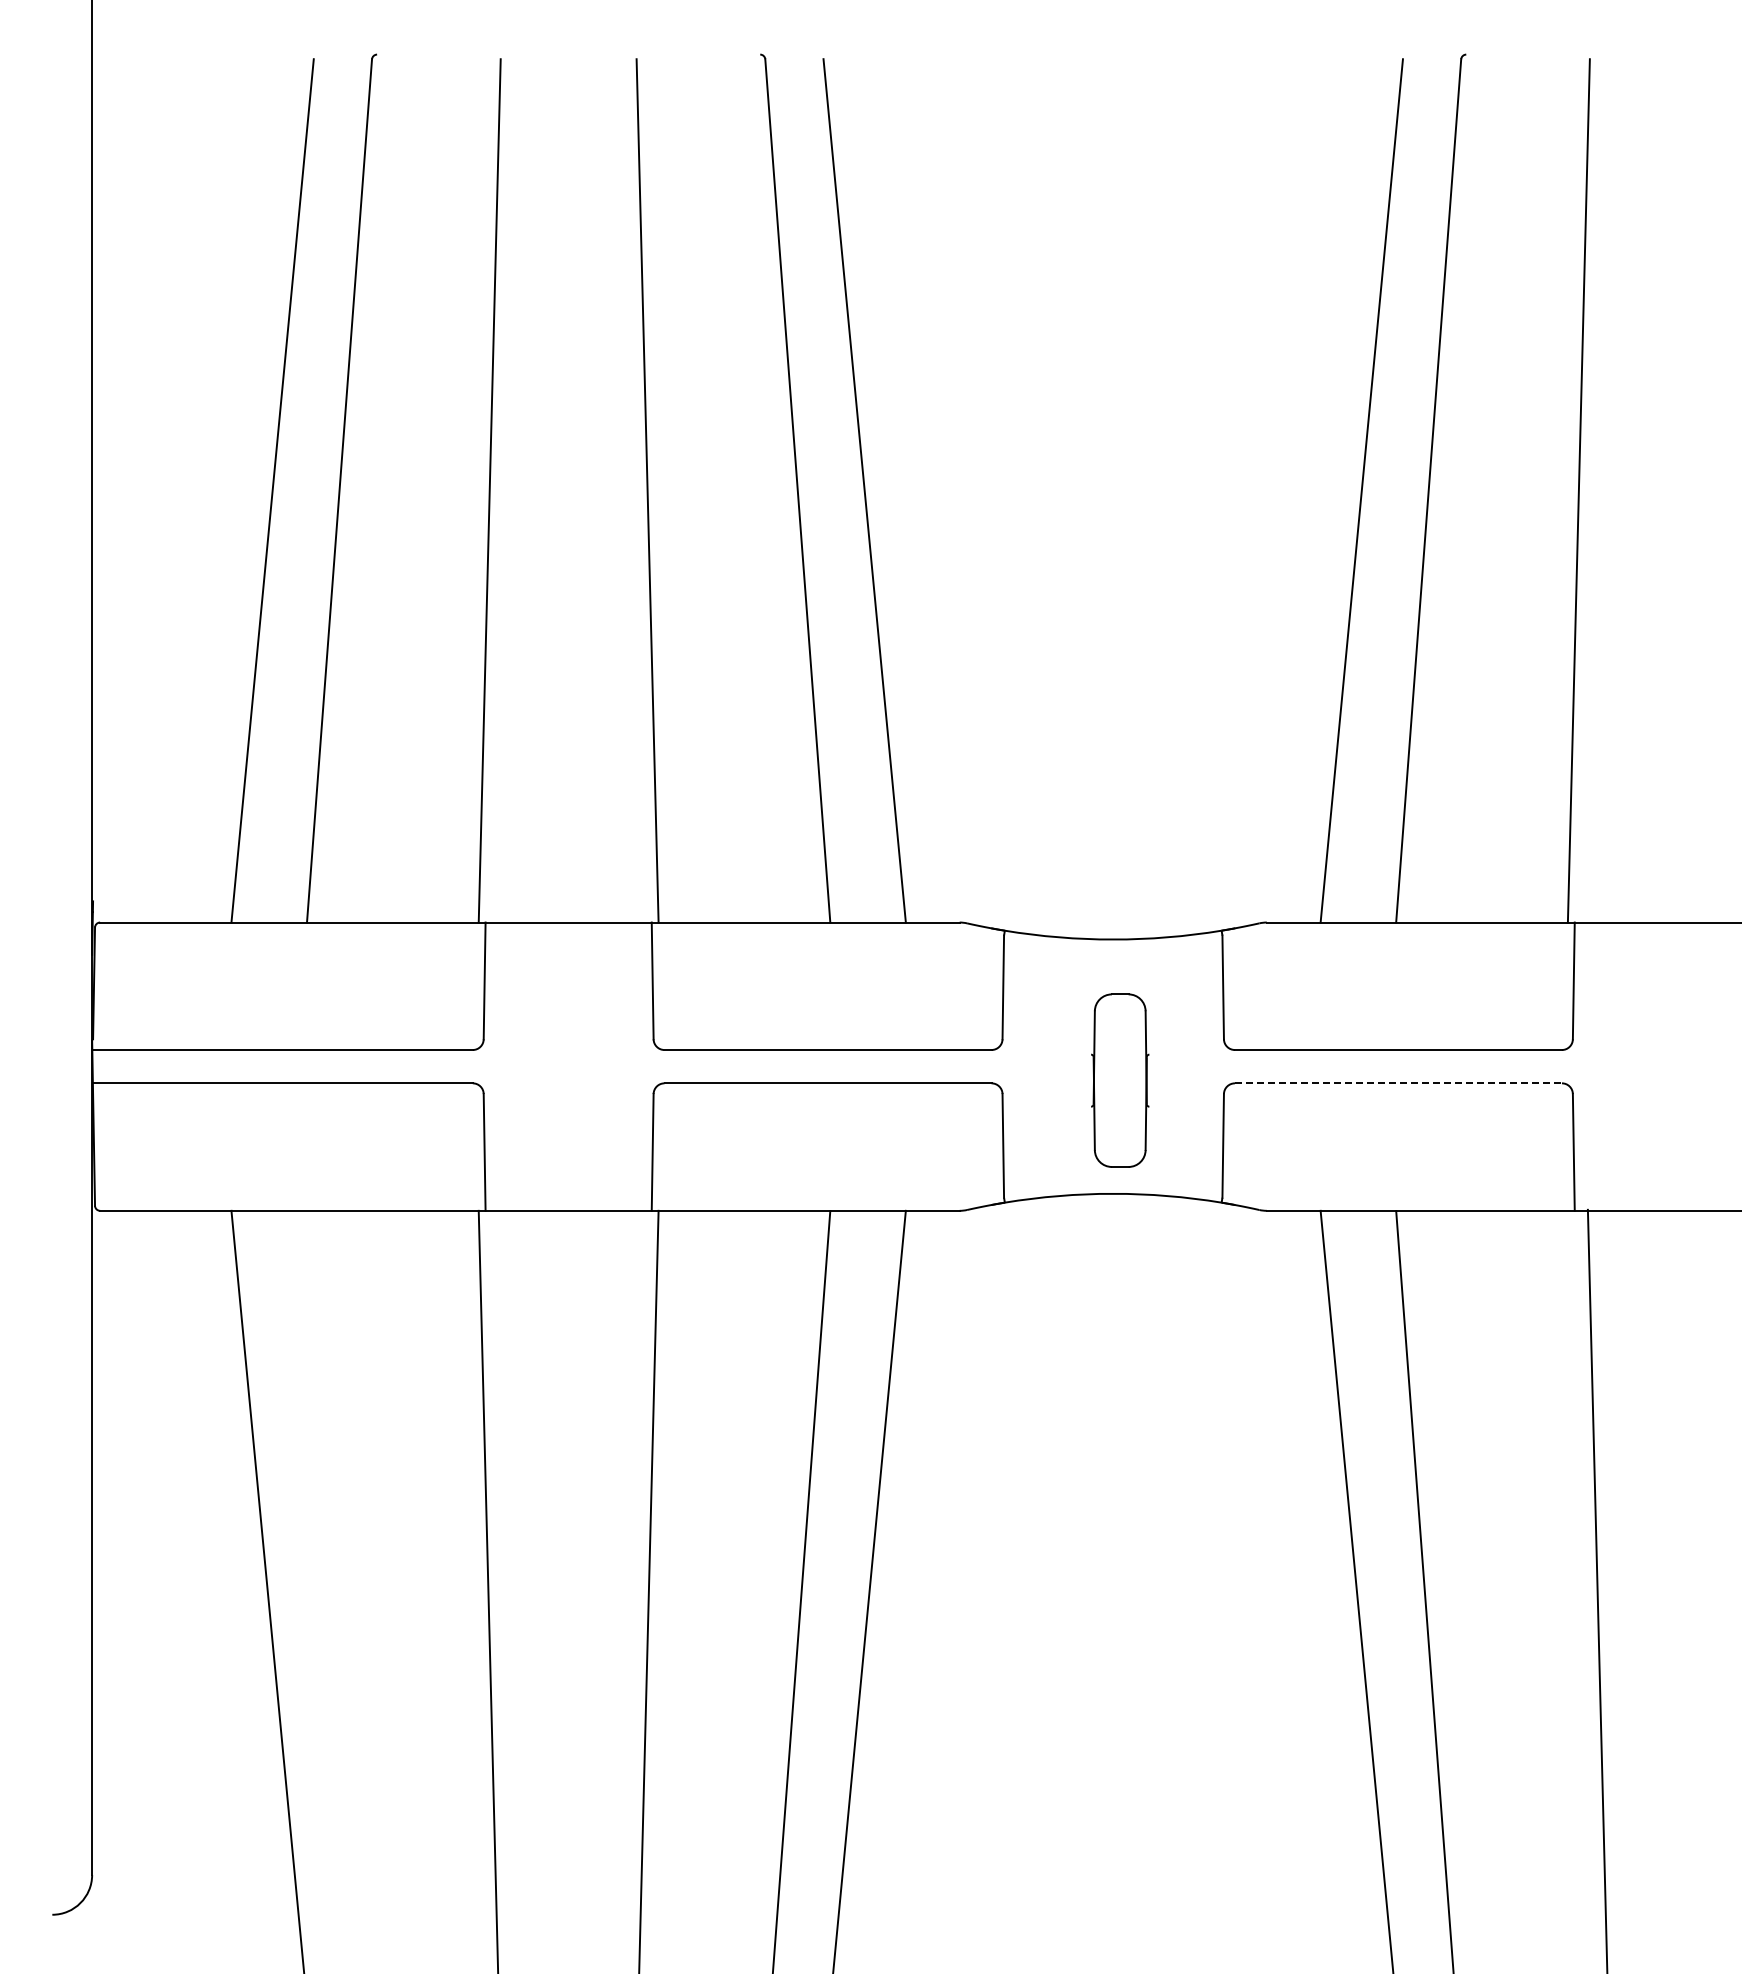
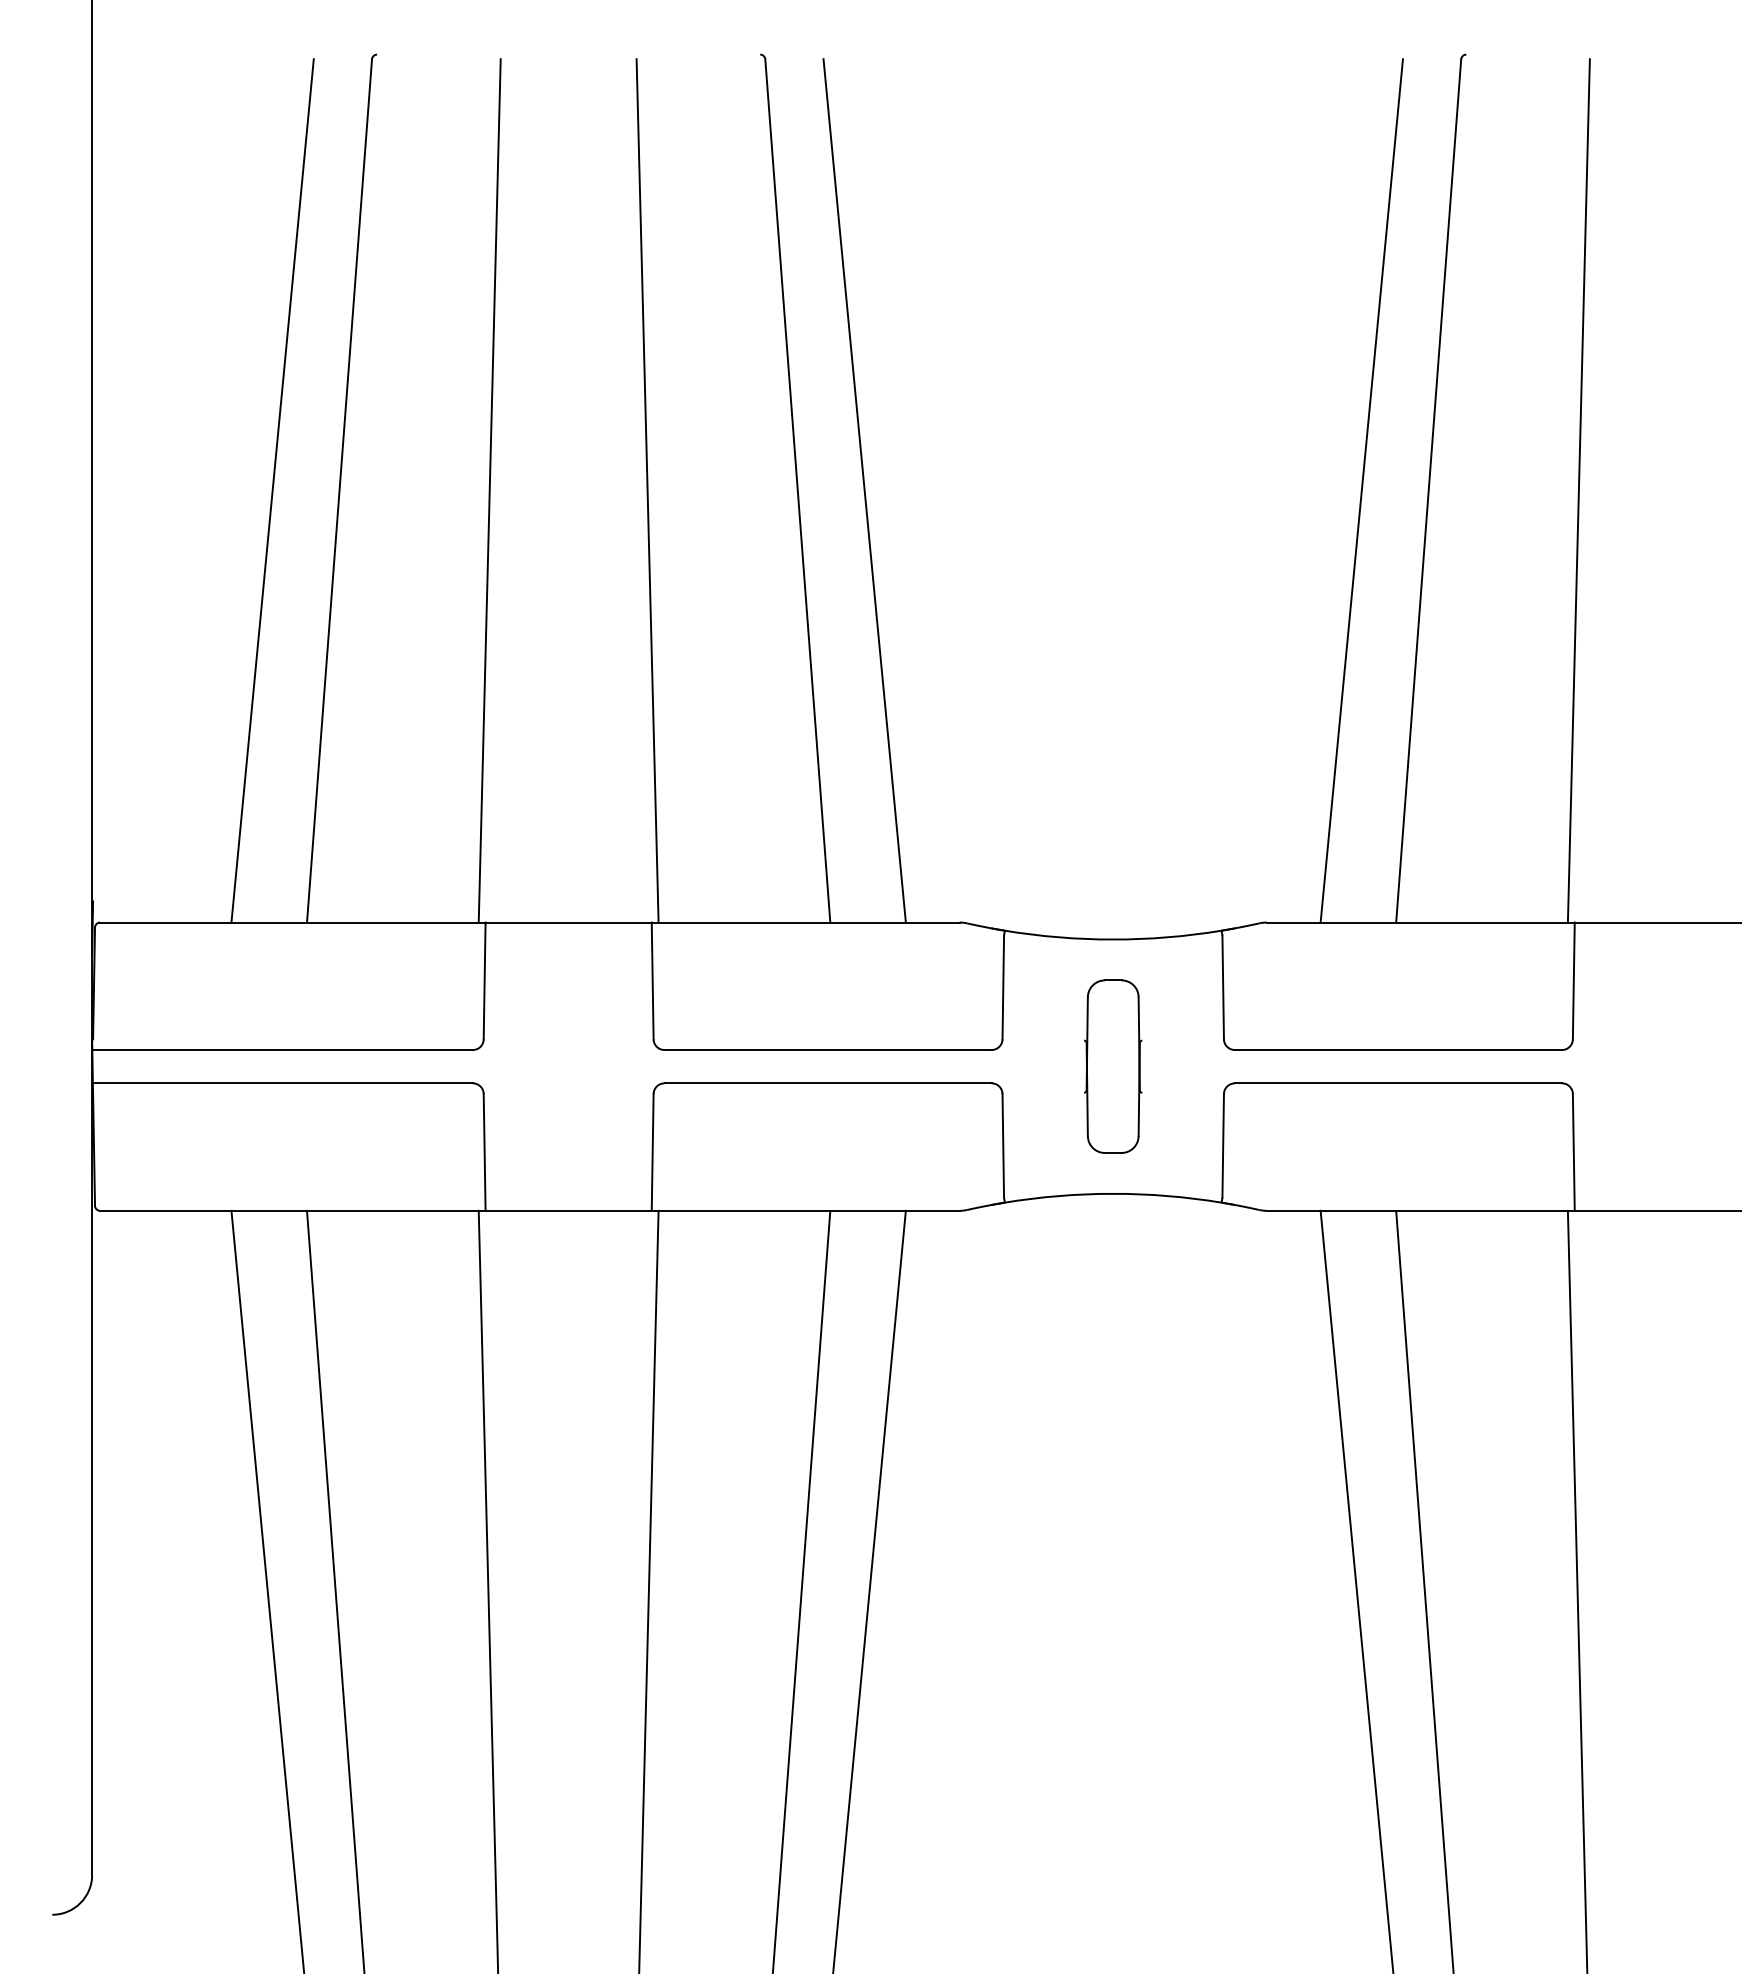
part position: (1120, 1080) -> (1113, 1066) (1113, 1066)
line: dashed -> solid (1398, 1083)
line position: (1597, 1589) -> (1577, 1590) (1577, 1590)
line: none -> present (335, 1590)
